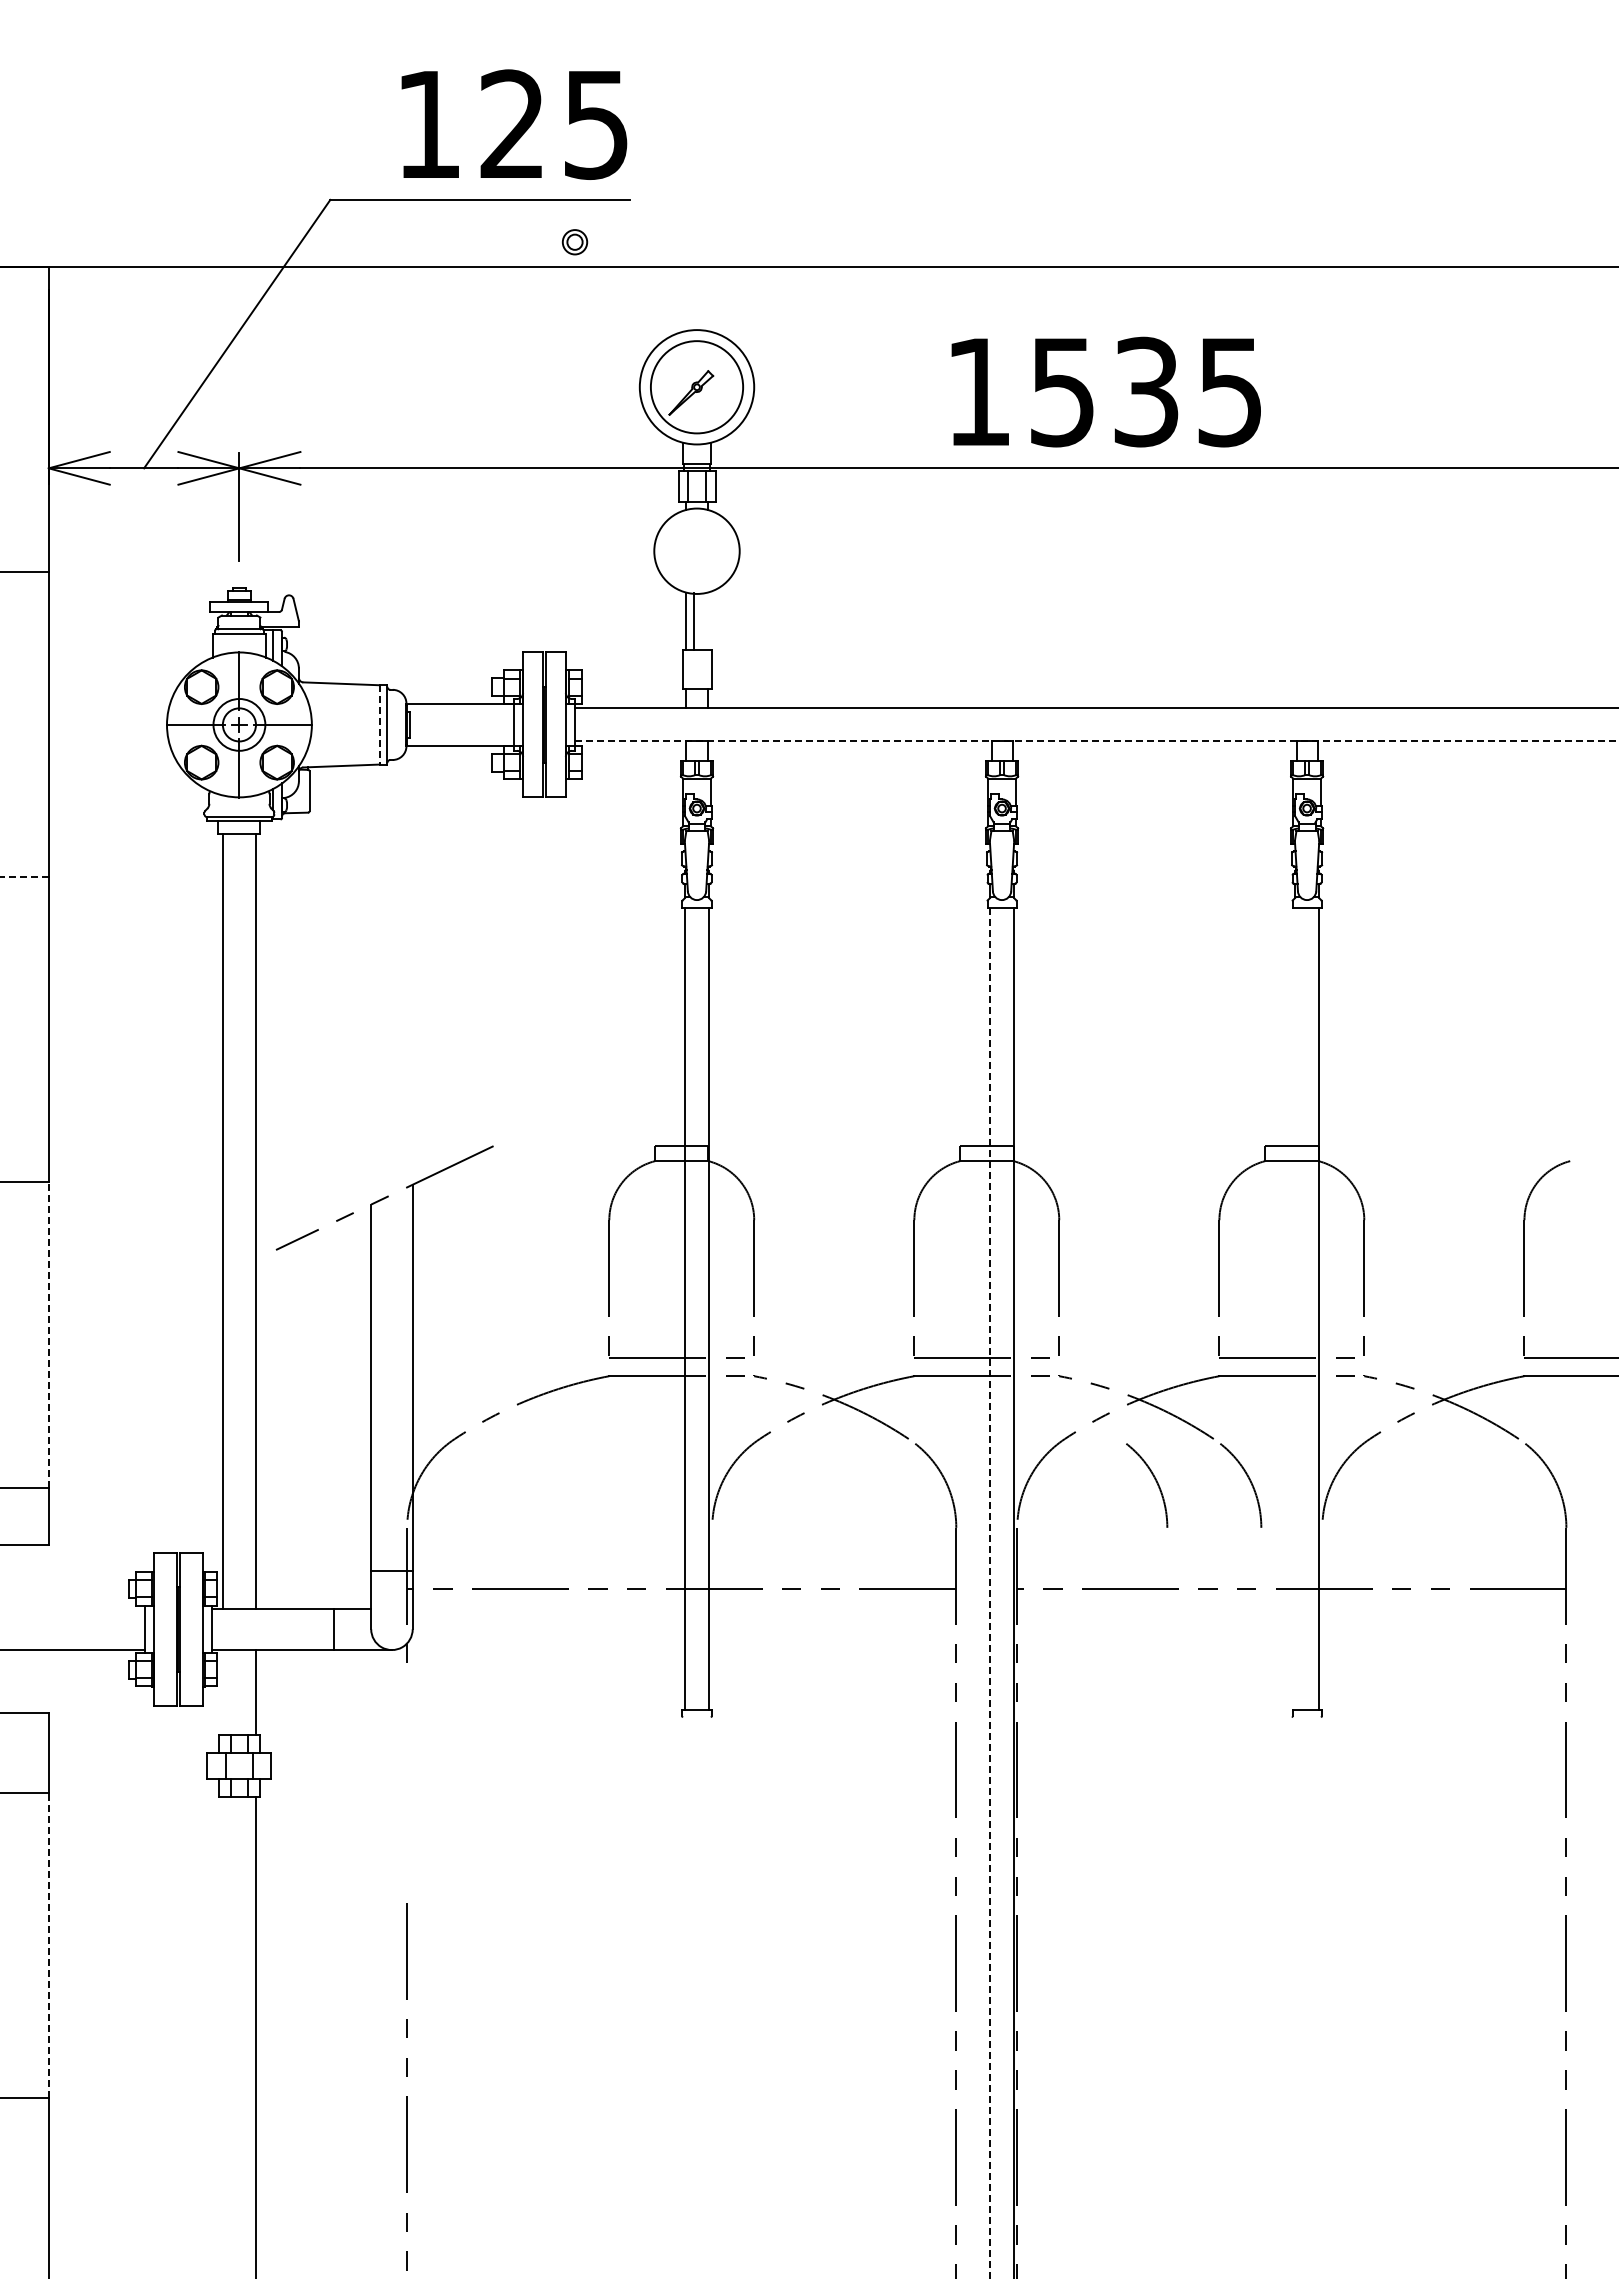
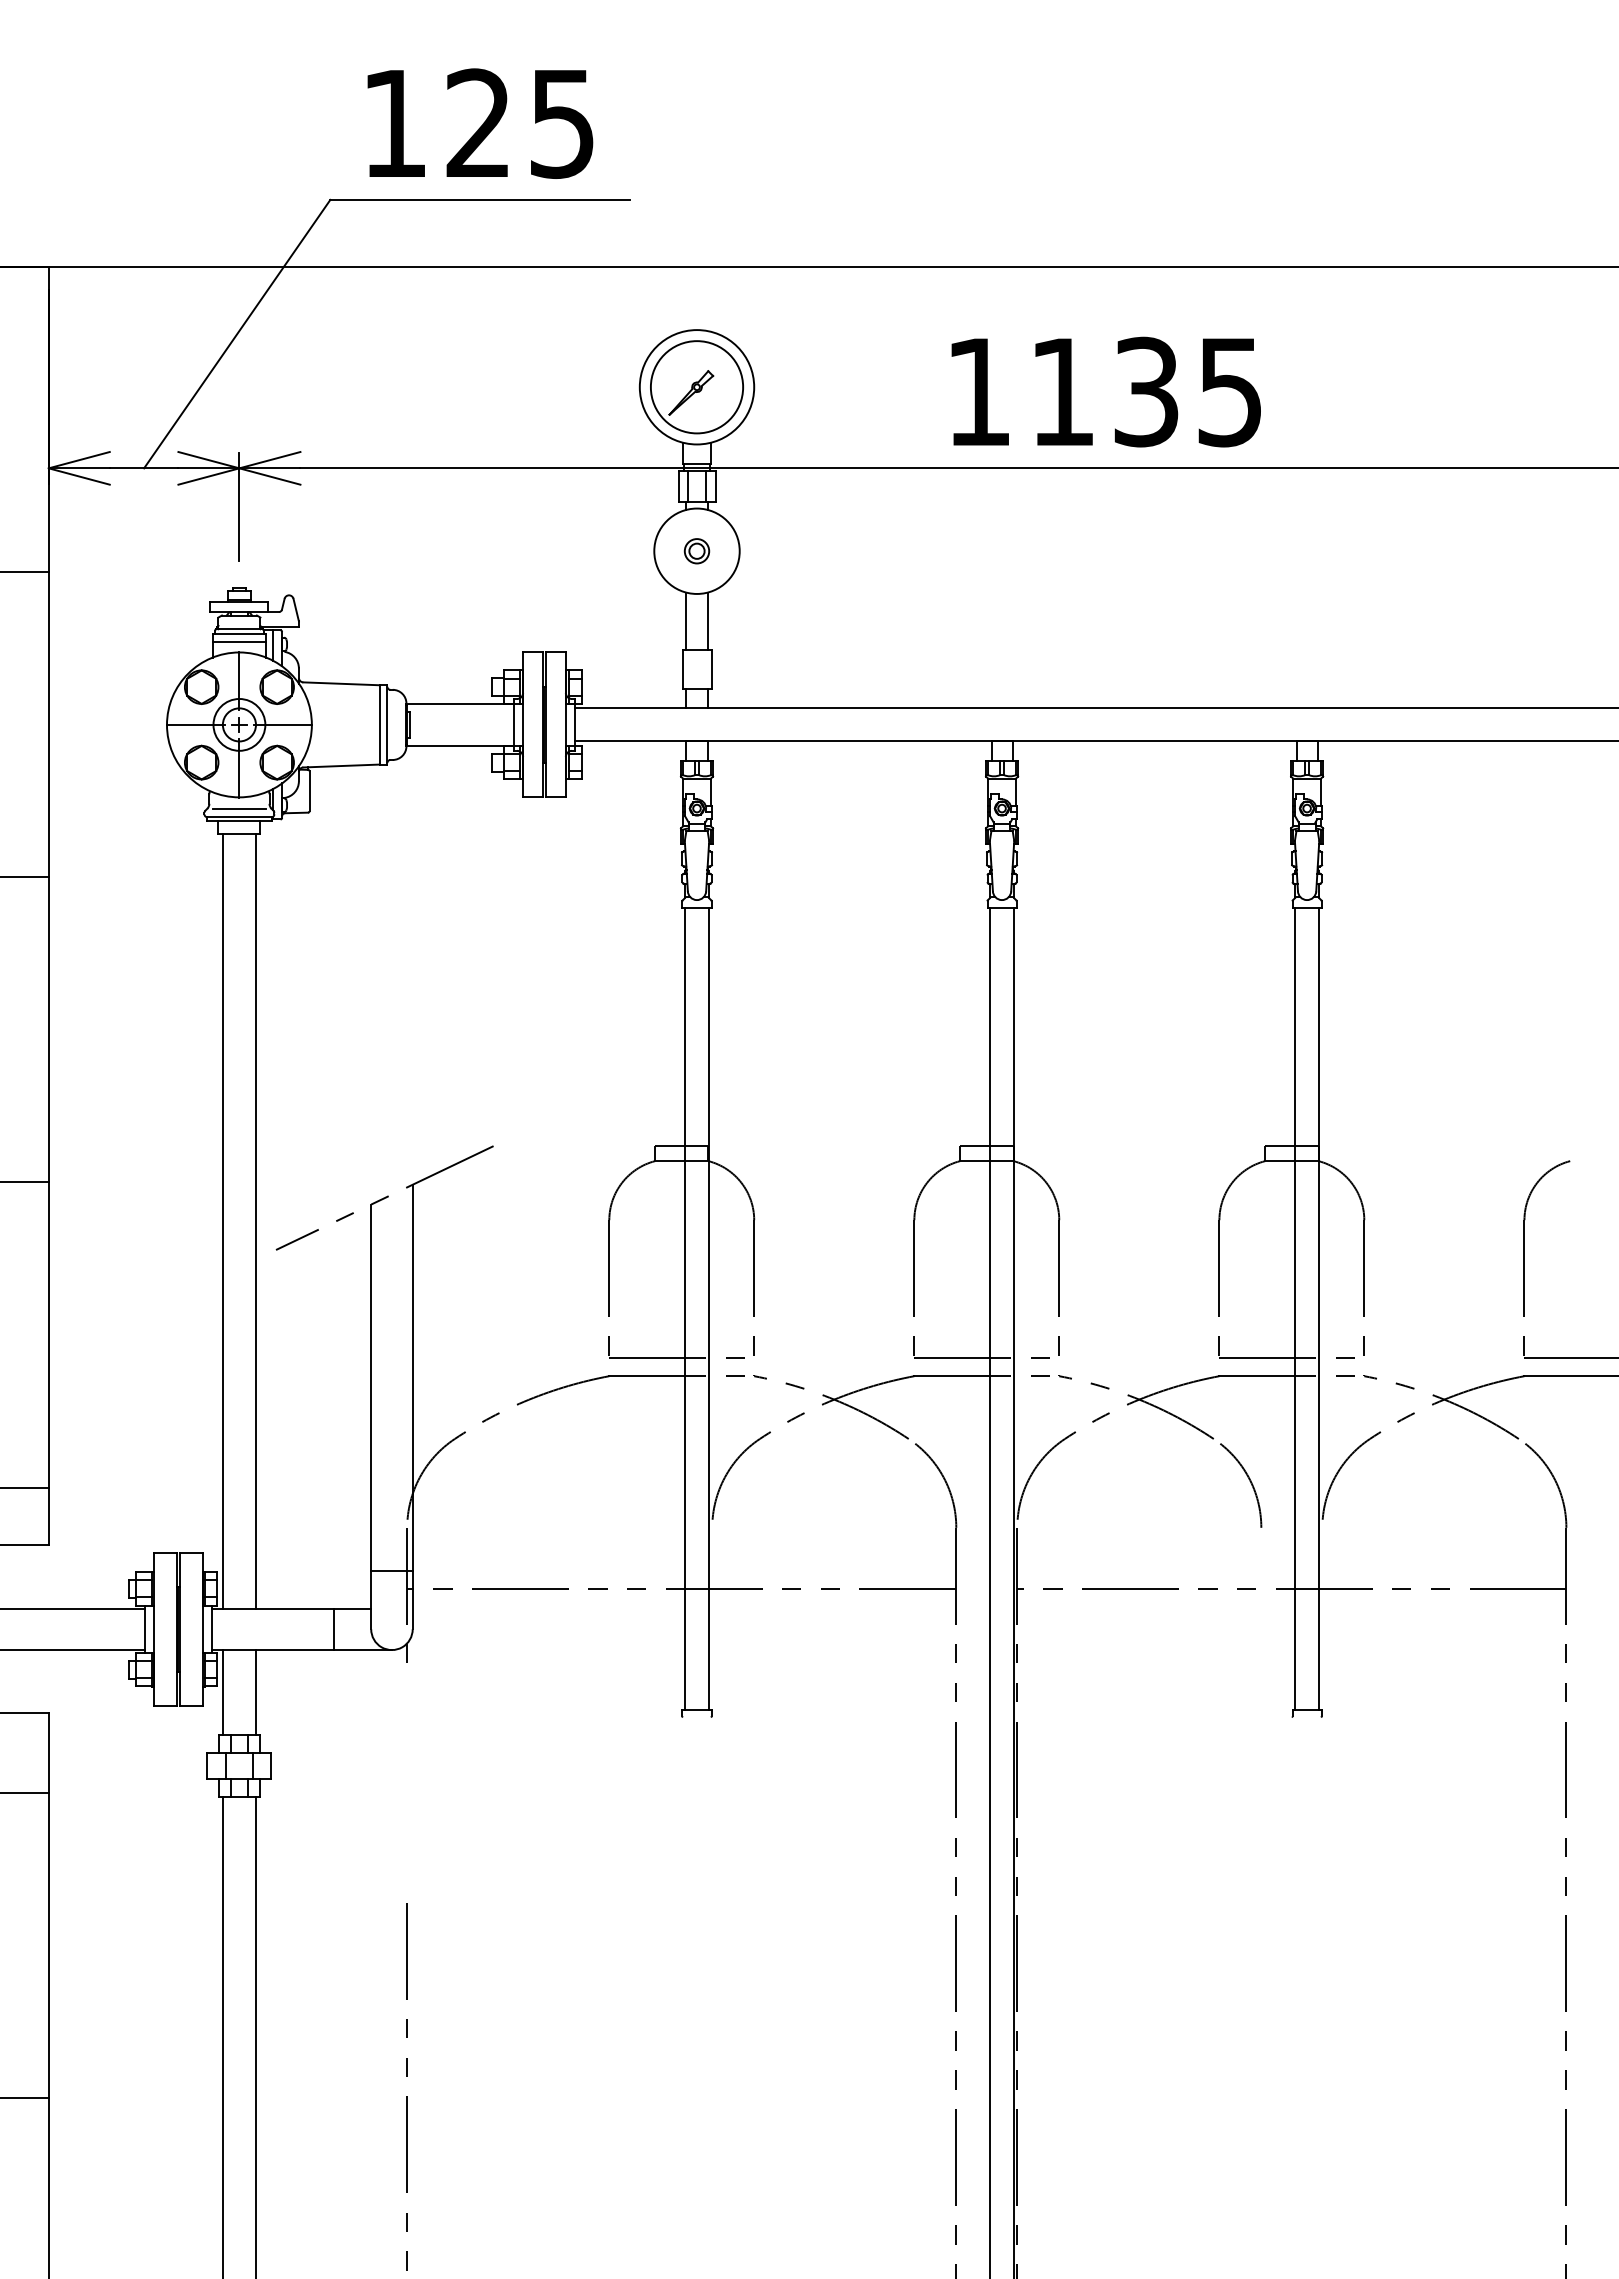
text position: (514, 124) -> (480, 123) (480, 123)
part position: (574, 242) -> (696, 551) (696, 551)
text: 1535 -> 1135 (1062, 392)
line position: (693, 621) -> (707, 621) (707, 621)
line: none -> present (239, 642)
line: dashed -> solid (379, 724)
line: dashed -> solid (1096, 741)
line: none -> present (239, 808)
line: dashed -> solid (24, 877)
line: none -> present (1295, 1308)
line: dashed -> solid (48, 1335)
arc: present -> none (1155, 1481)
line: dashed -> solid (990, 1593)
line: none -> present (73, 1608)
line: none -> present (222, 1692)
line: dashed -> solid (48, 1945)
line: none -> present (222, 2036)
